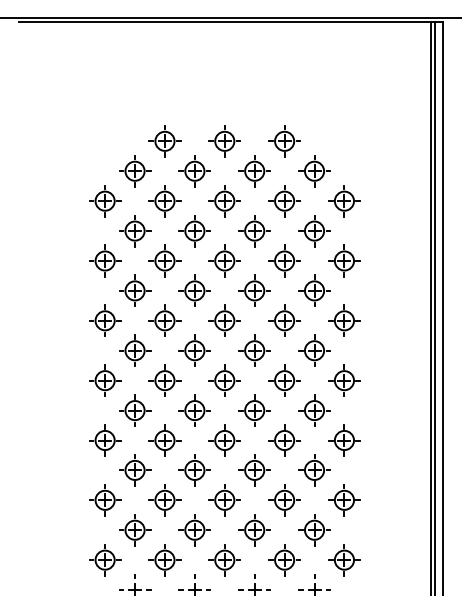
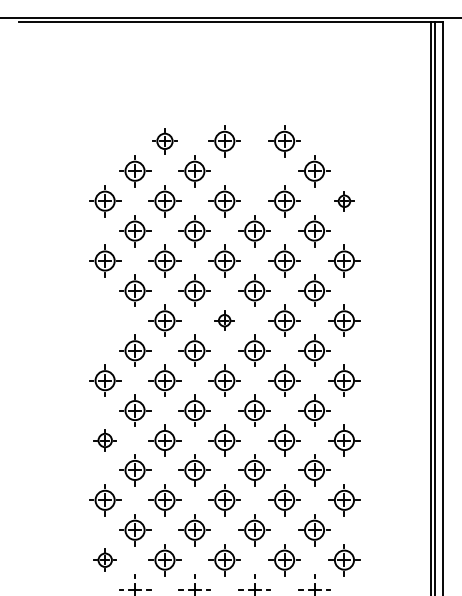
part size: 34x33 px -> 26x27 px (164, 141)
part: present -> none (254, 171)
part size: 33x33 px -> 21x21 px (344, 201)
part: present -> none (105, 320)
part size: 33x33 px -> 21x21 px (224, 320)
part size: 33x33 px -> 24x23 px (104, 440)
part size: 33x33 px -> 24x24 px (104, 559)
